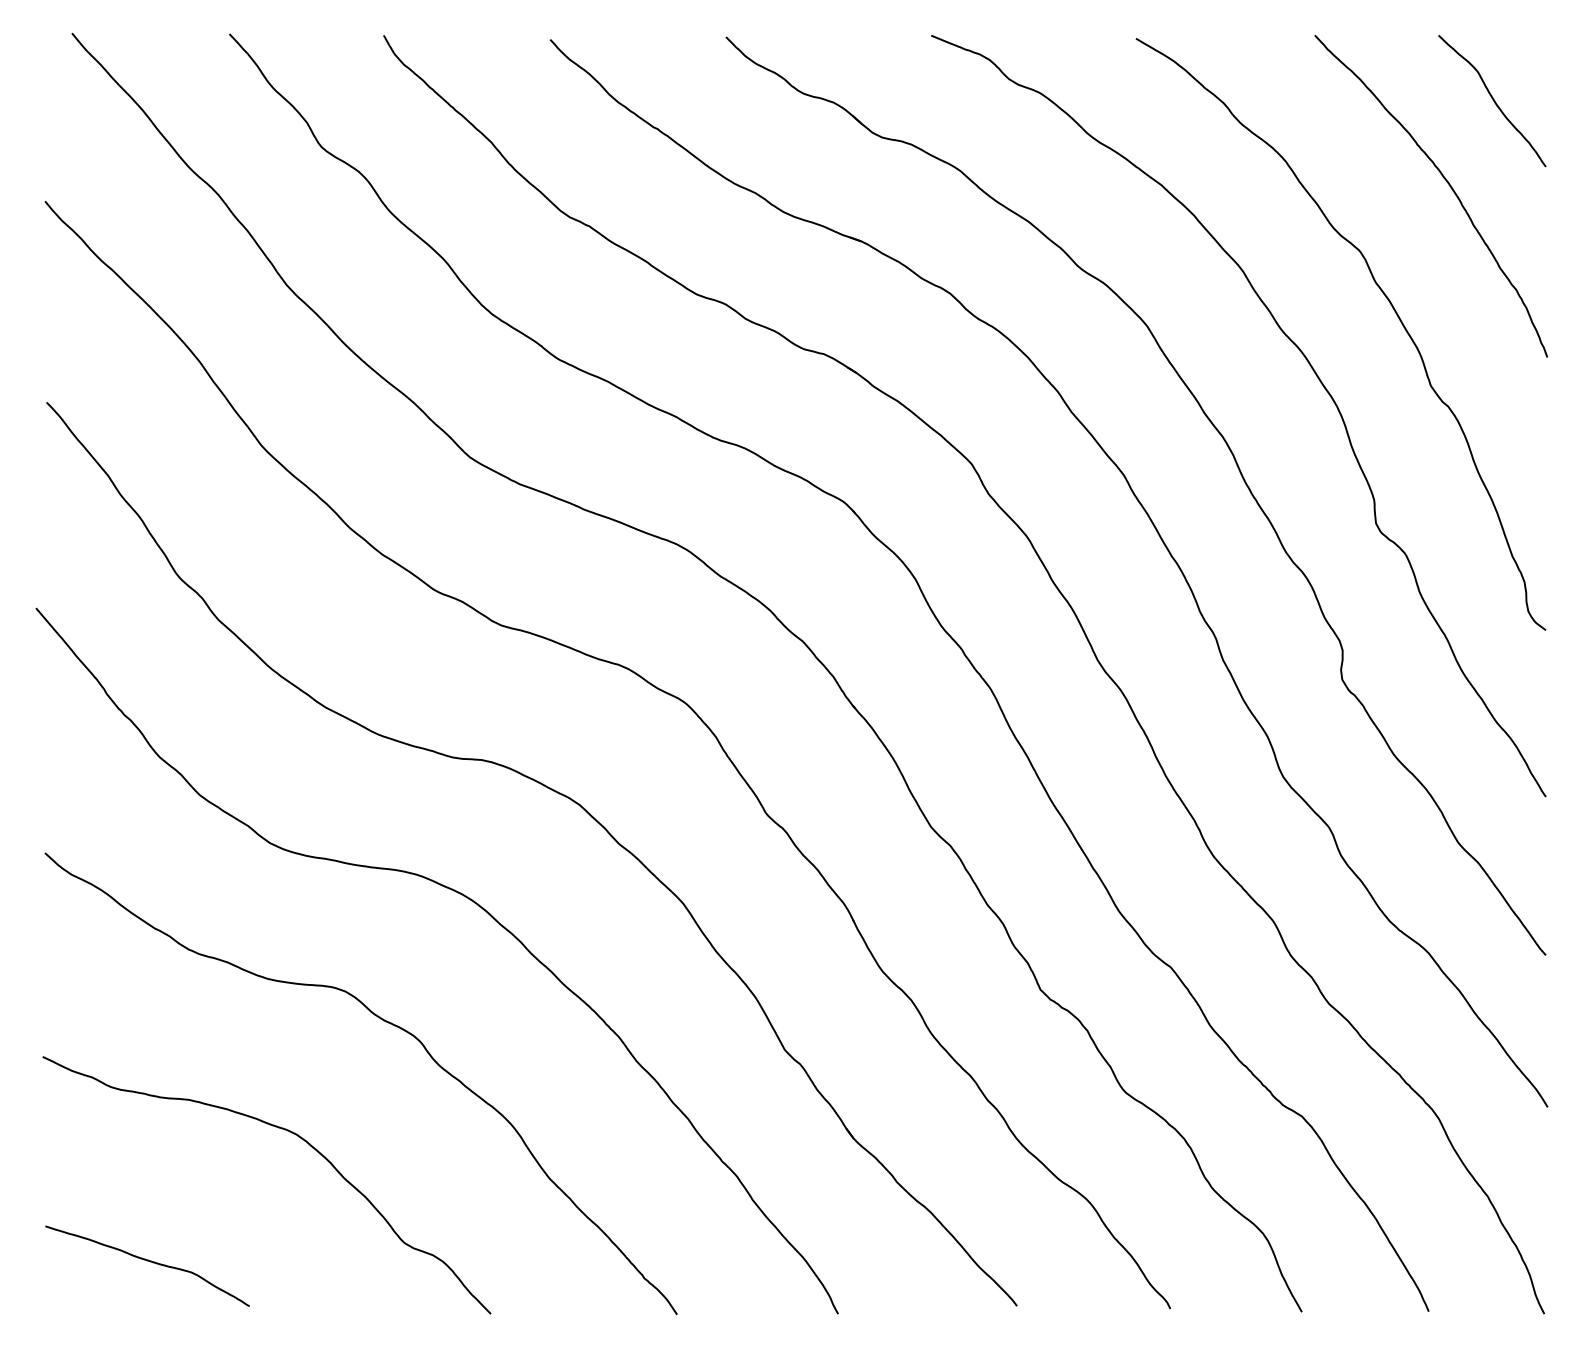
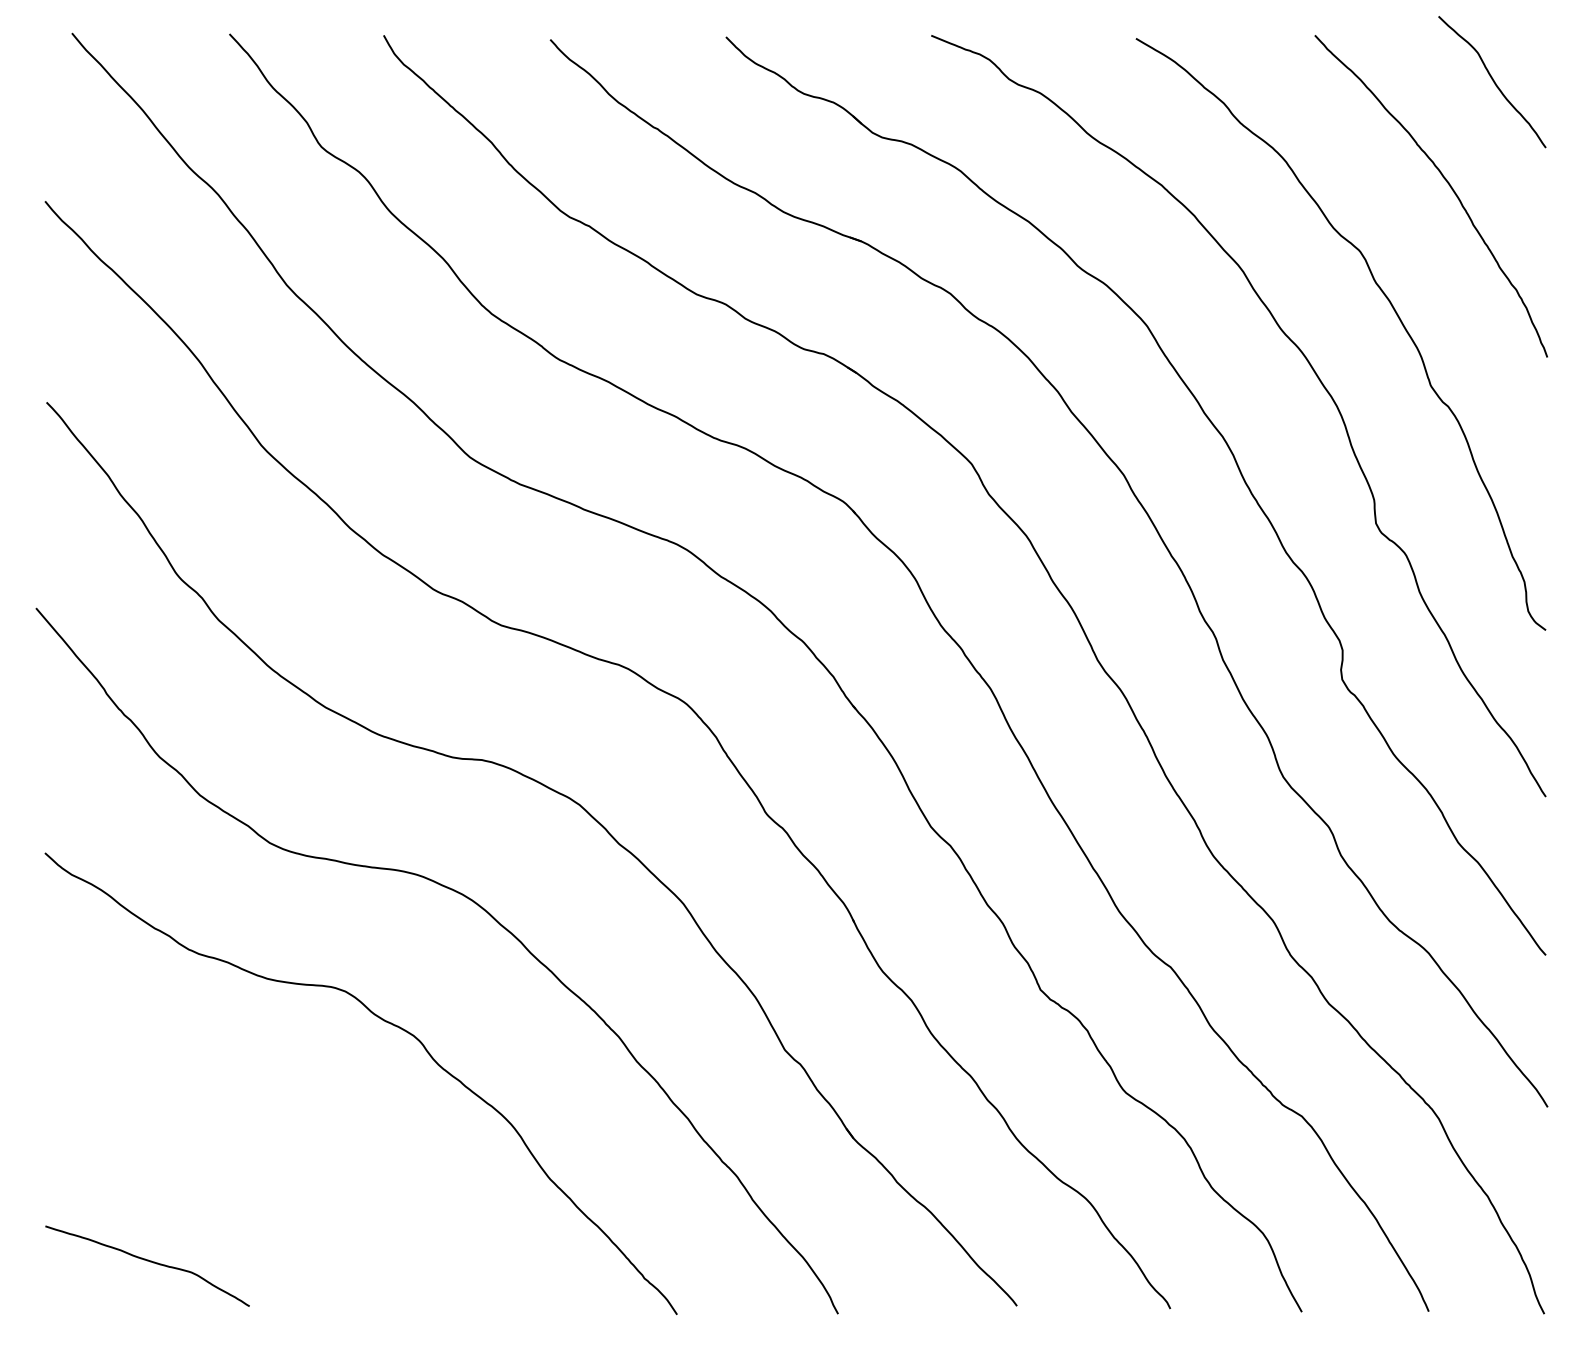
curve position: (1492, 100) -> (1492, 81) (1492, 81)
curve: present -> none (298, 1137)
